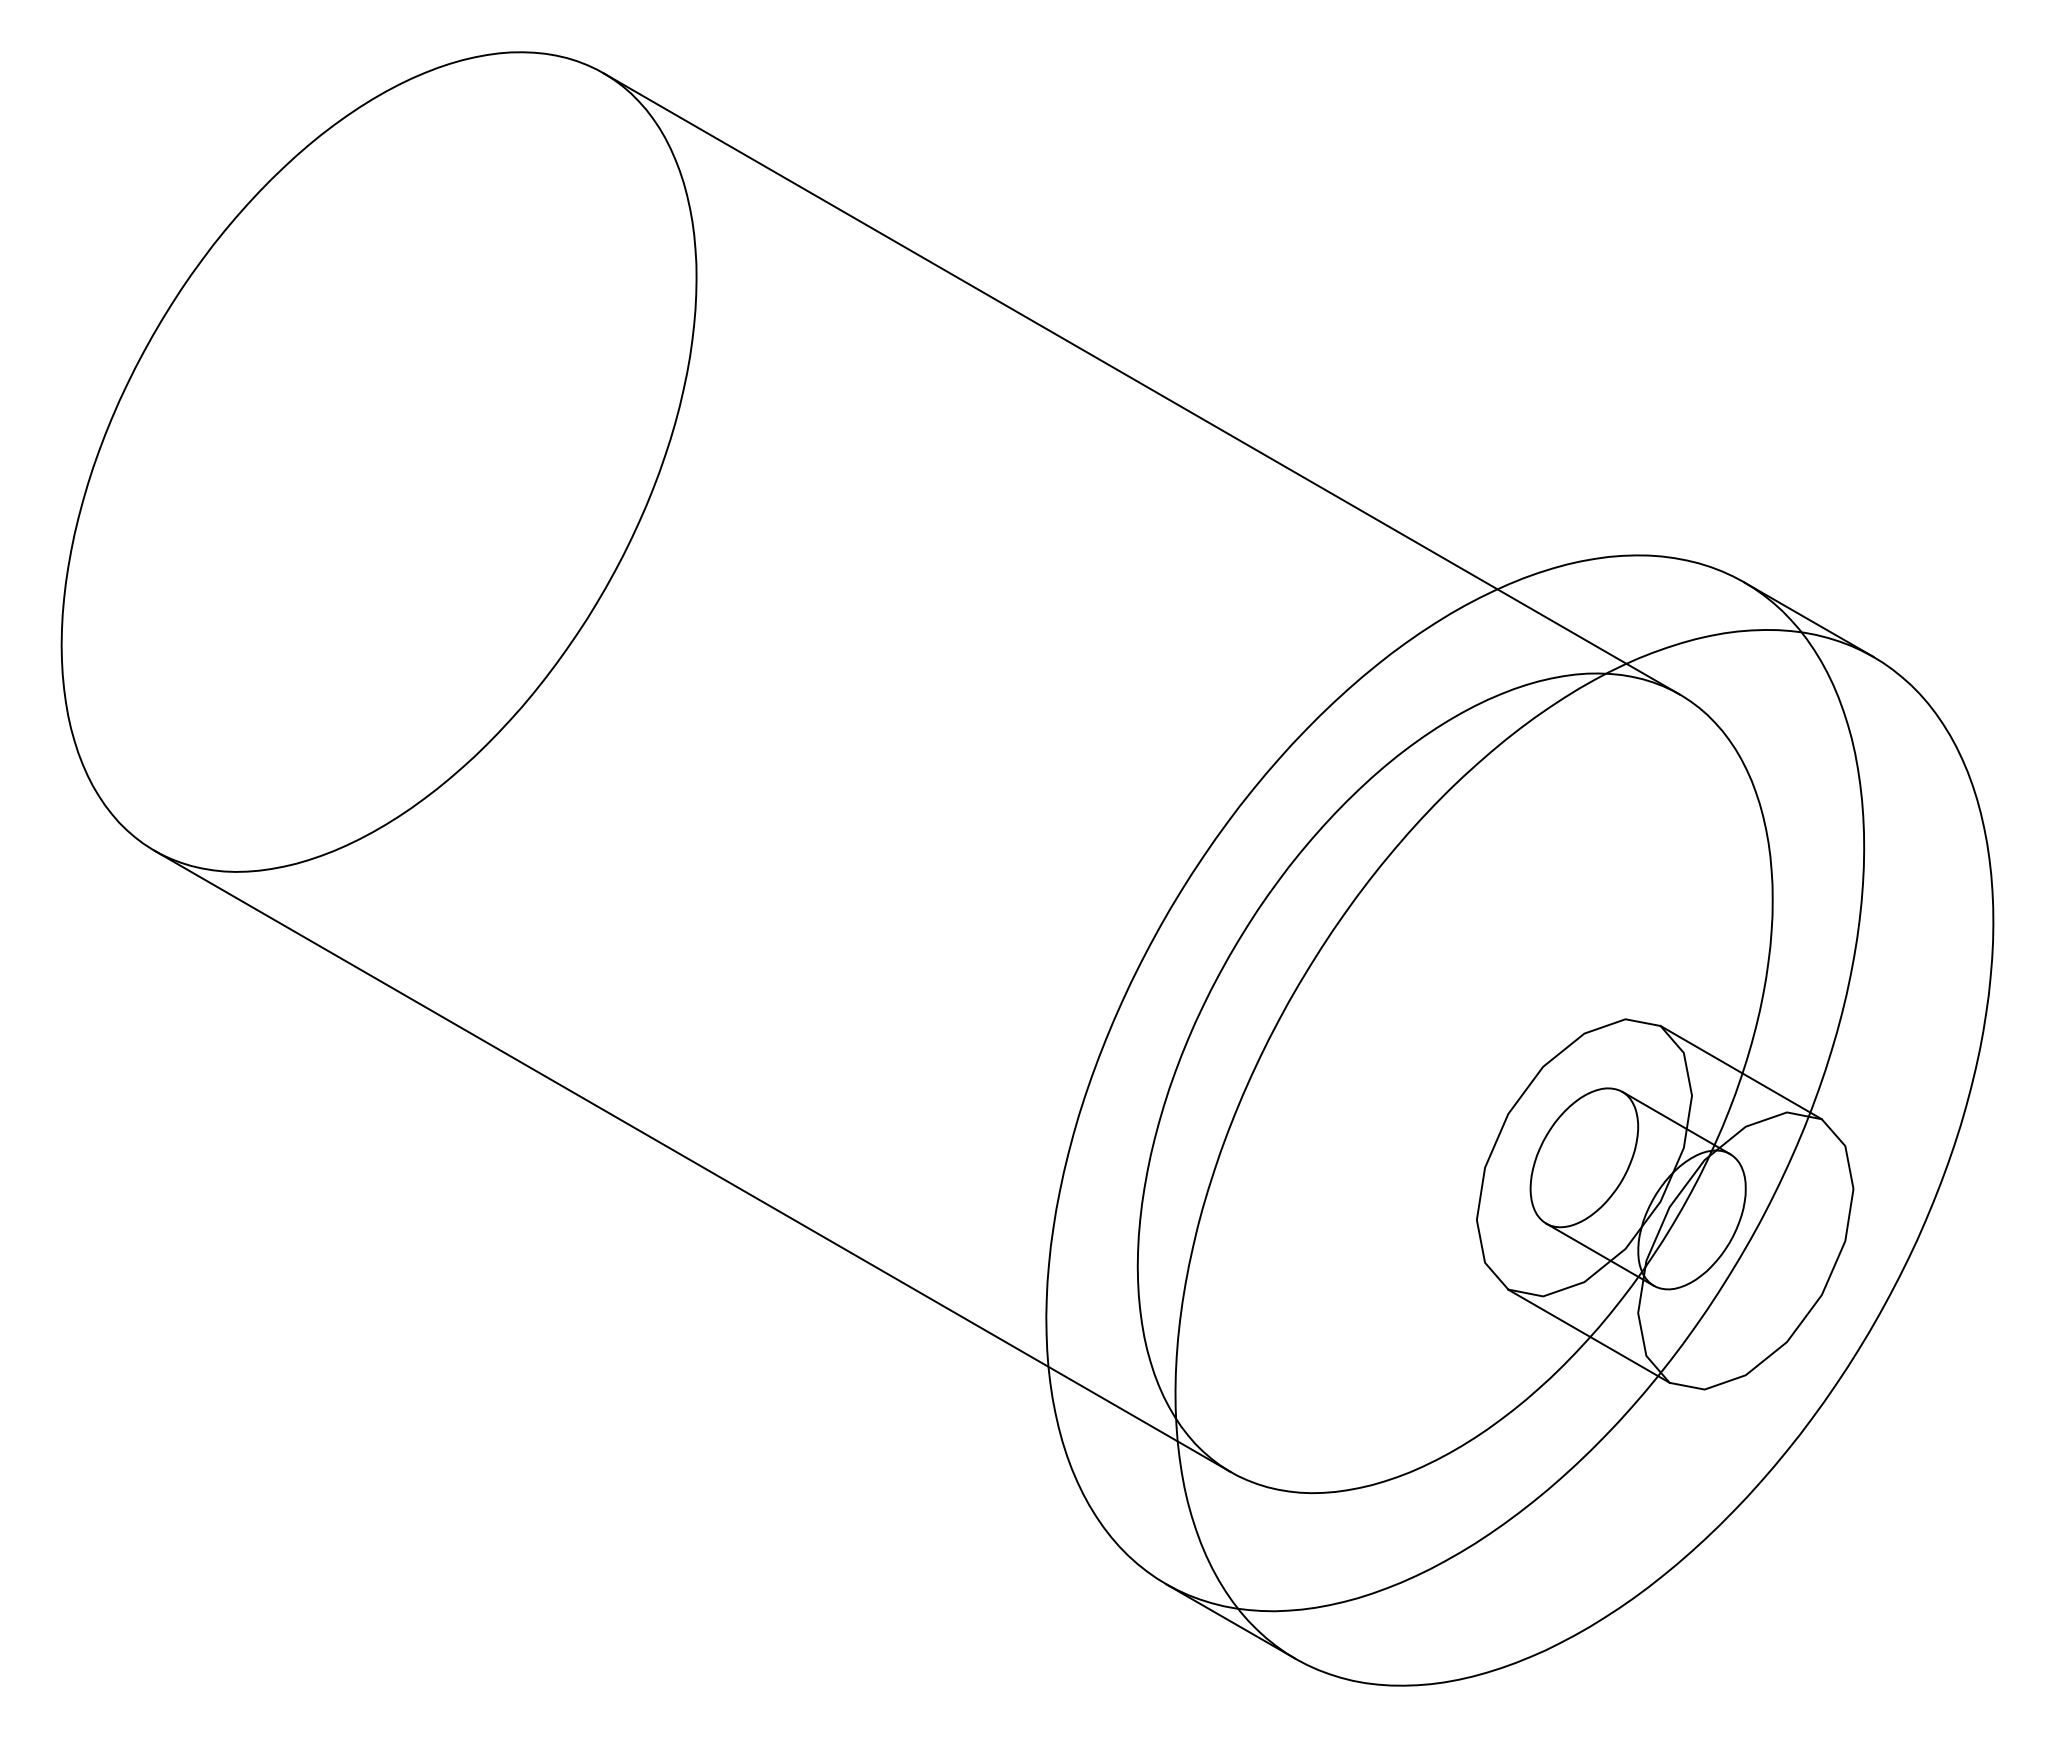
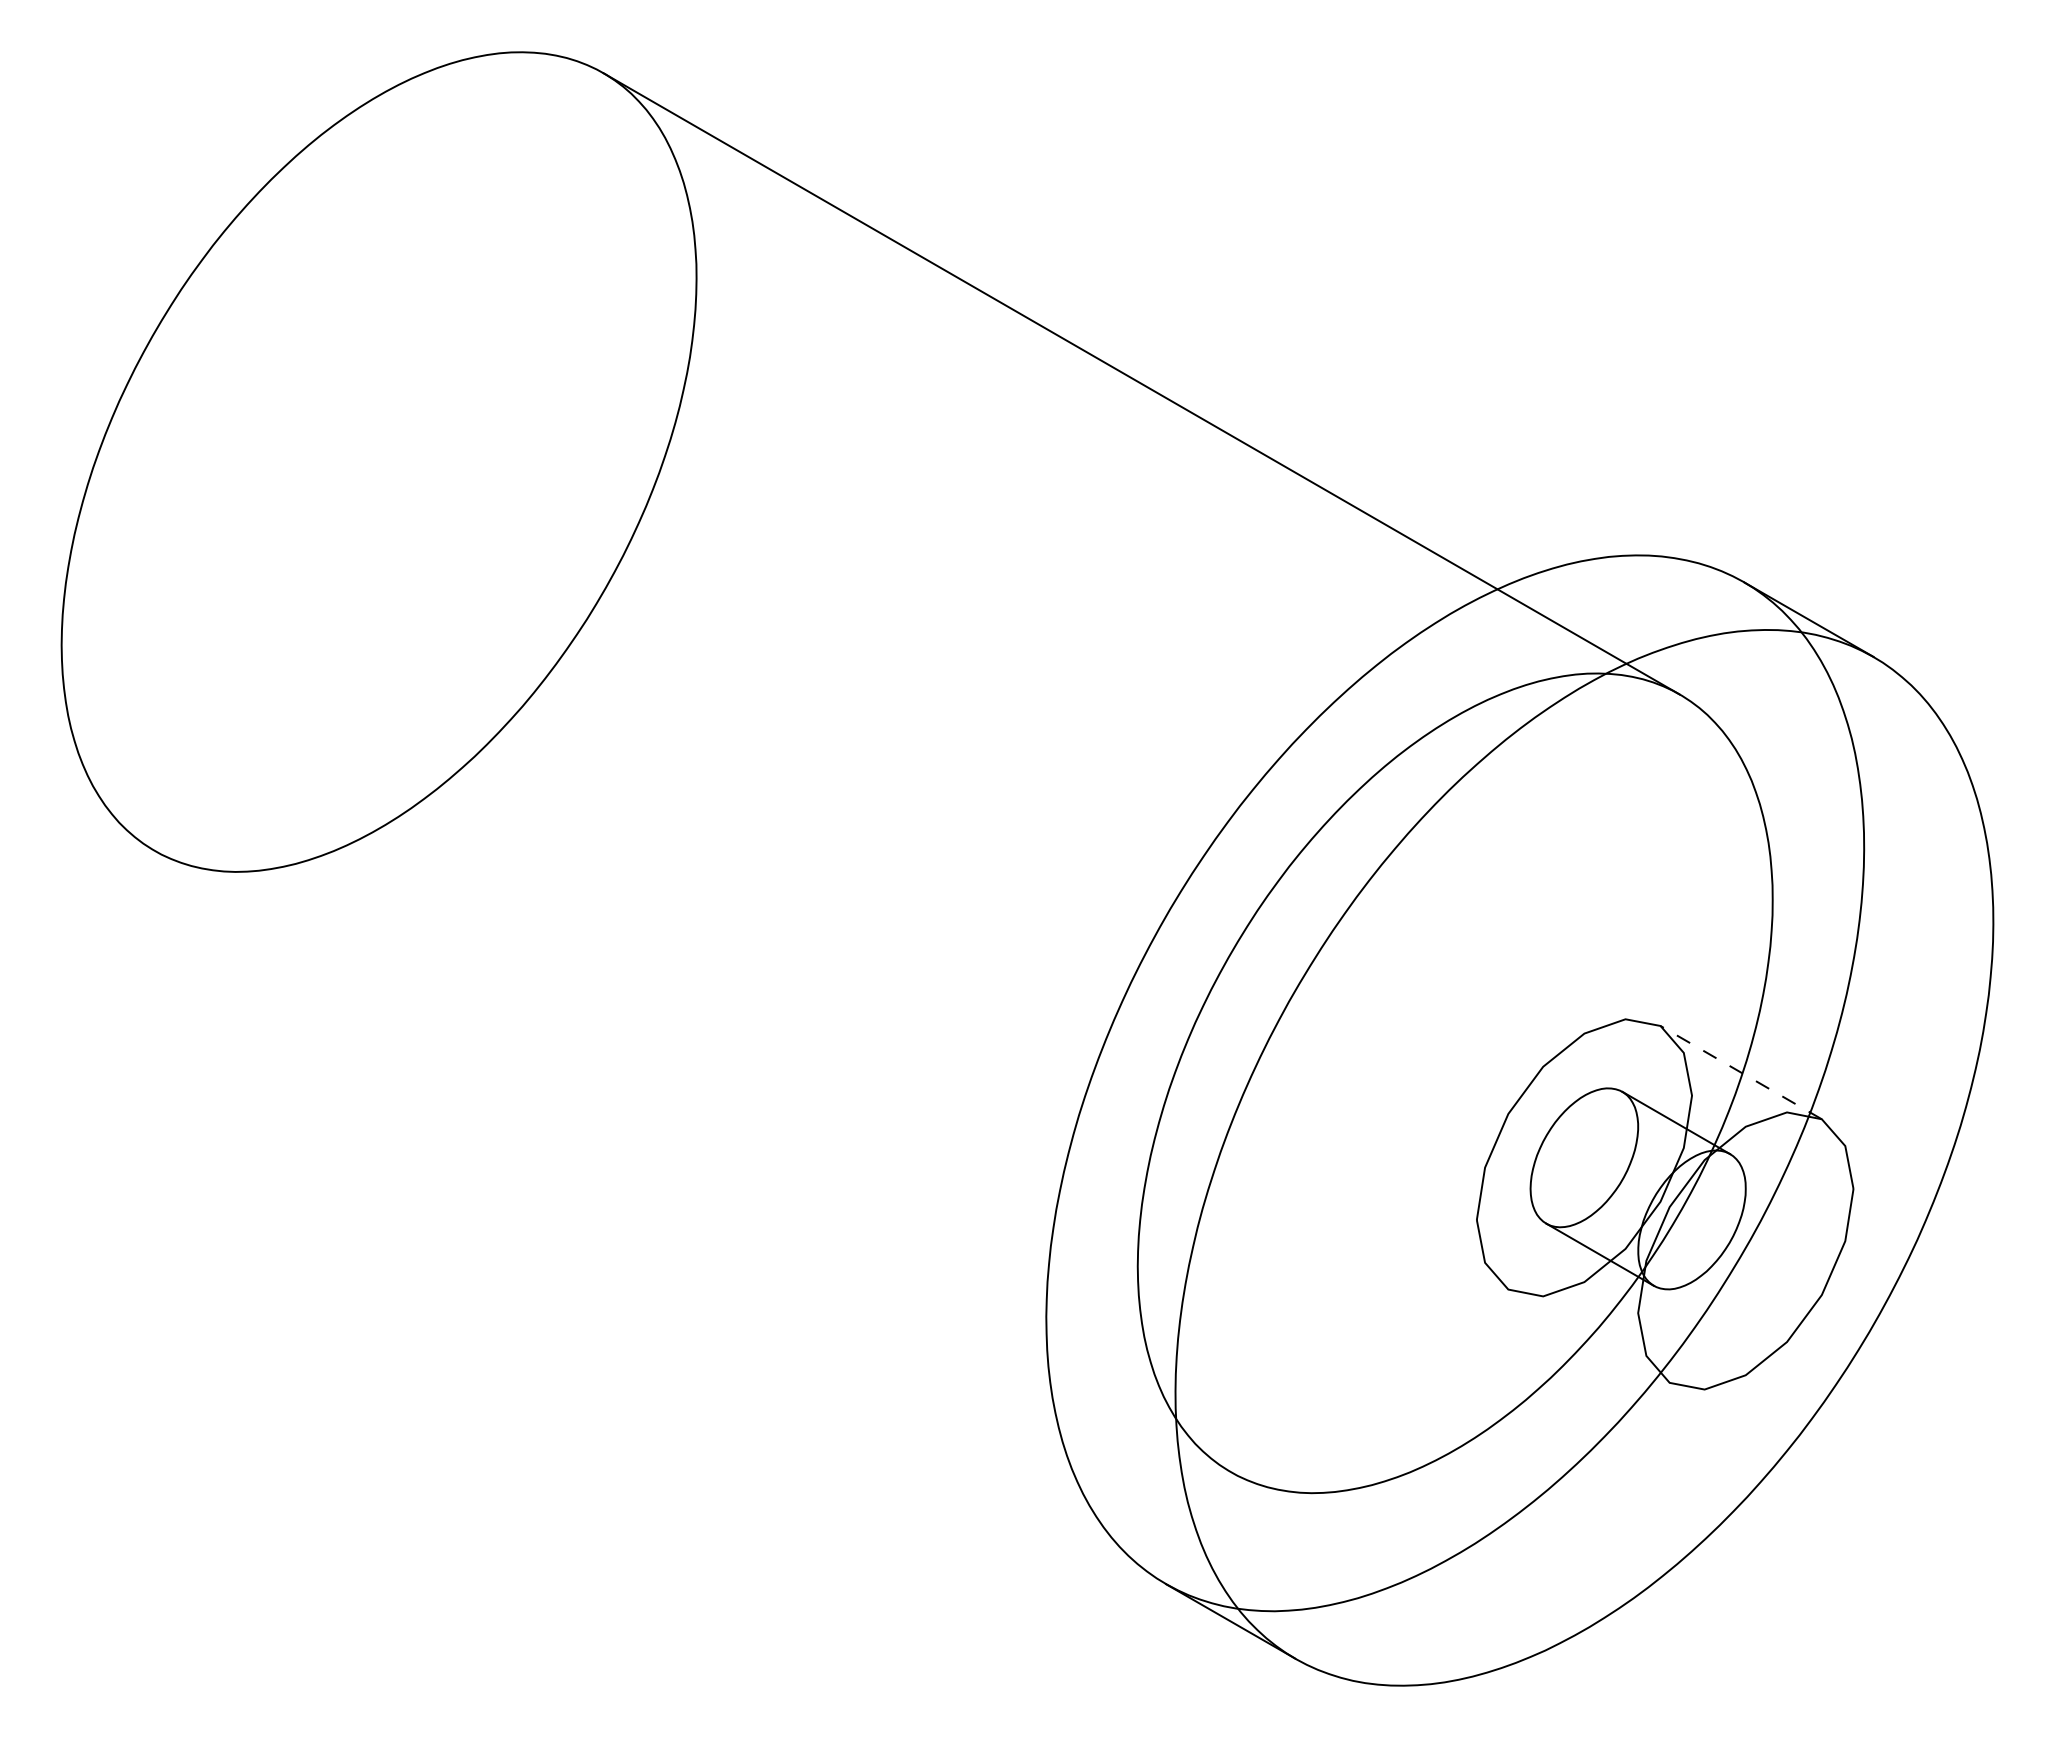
line: solid -> dashed (1740, 1072)
line: present -> none (692, 1161)
line: present -> none (1588, 1335)
